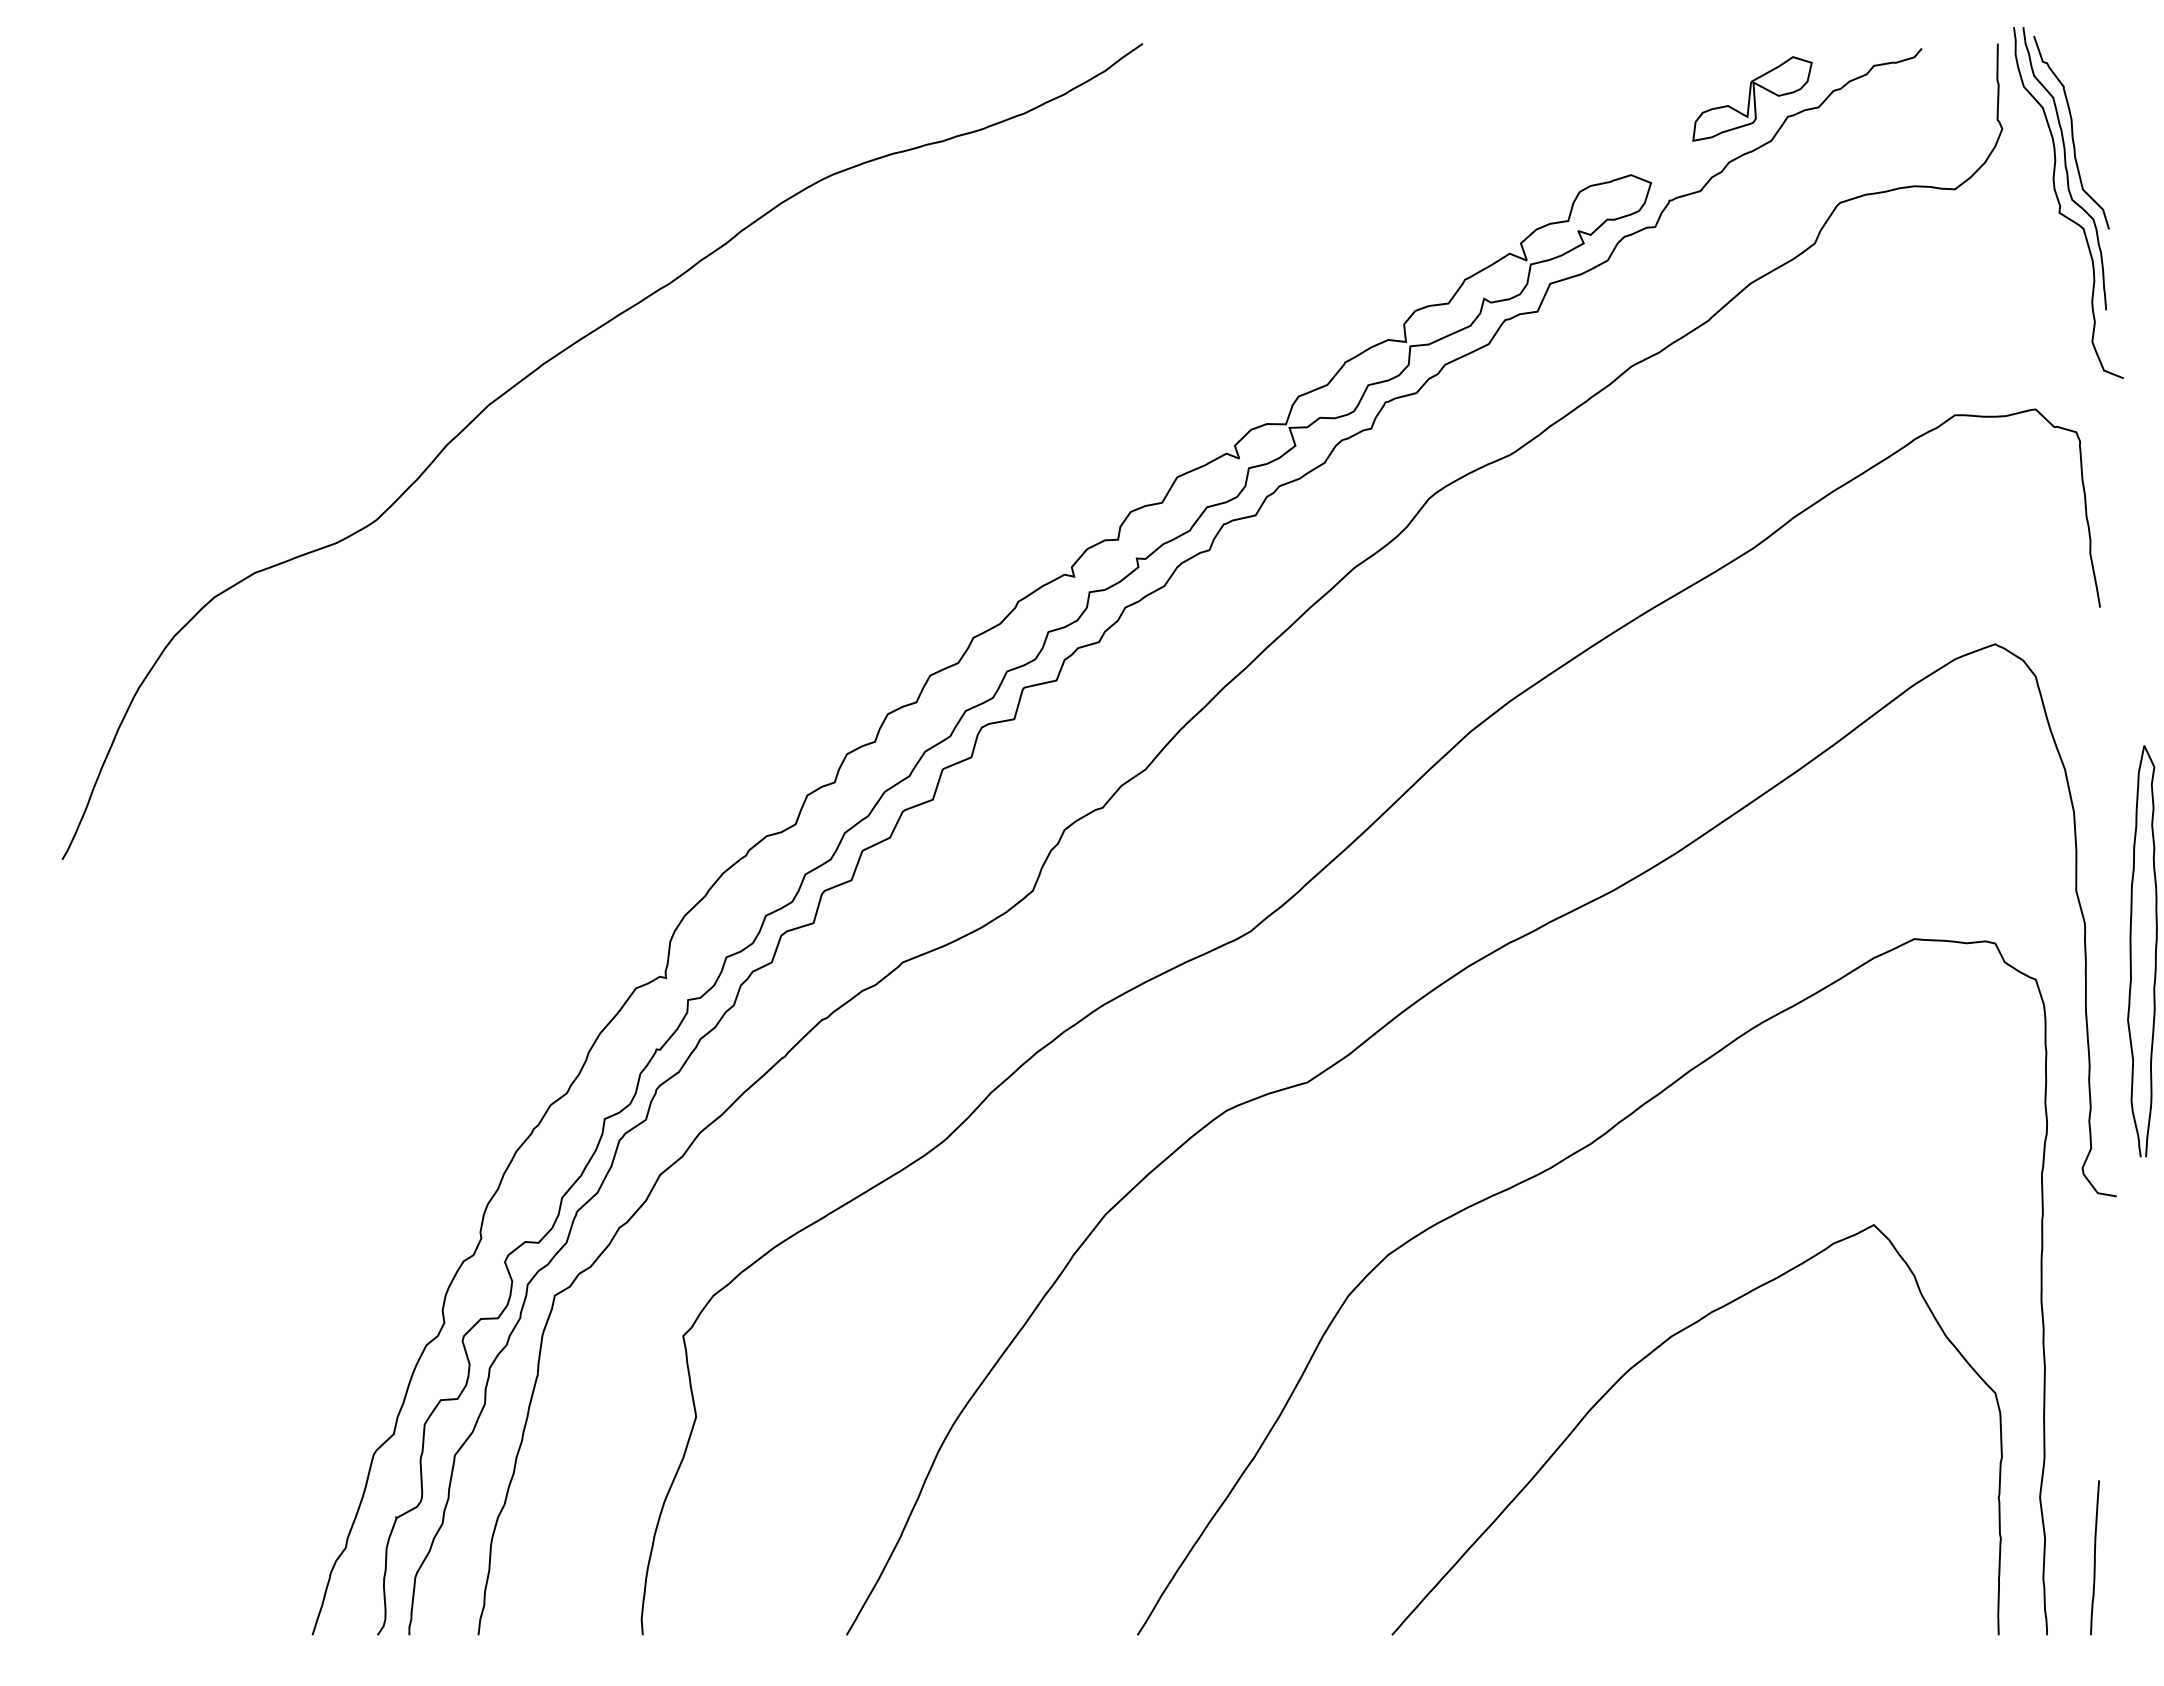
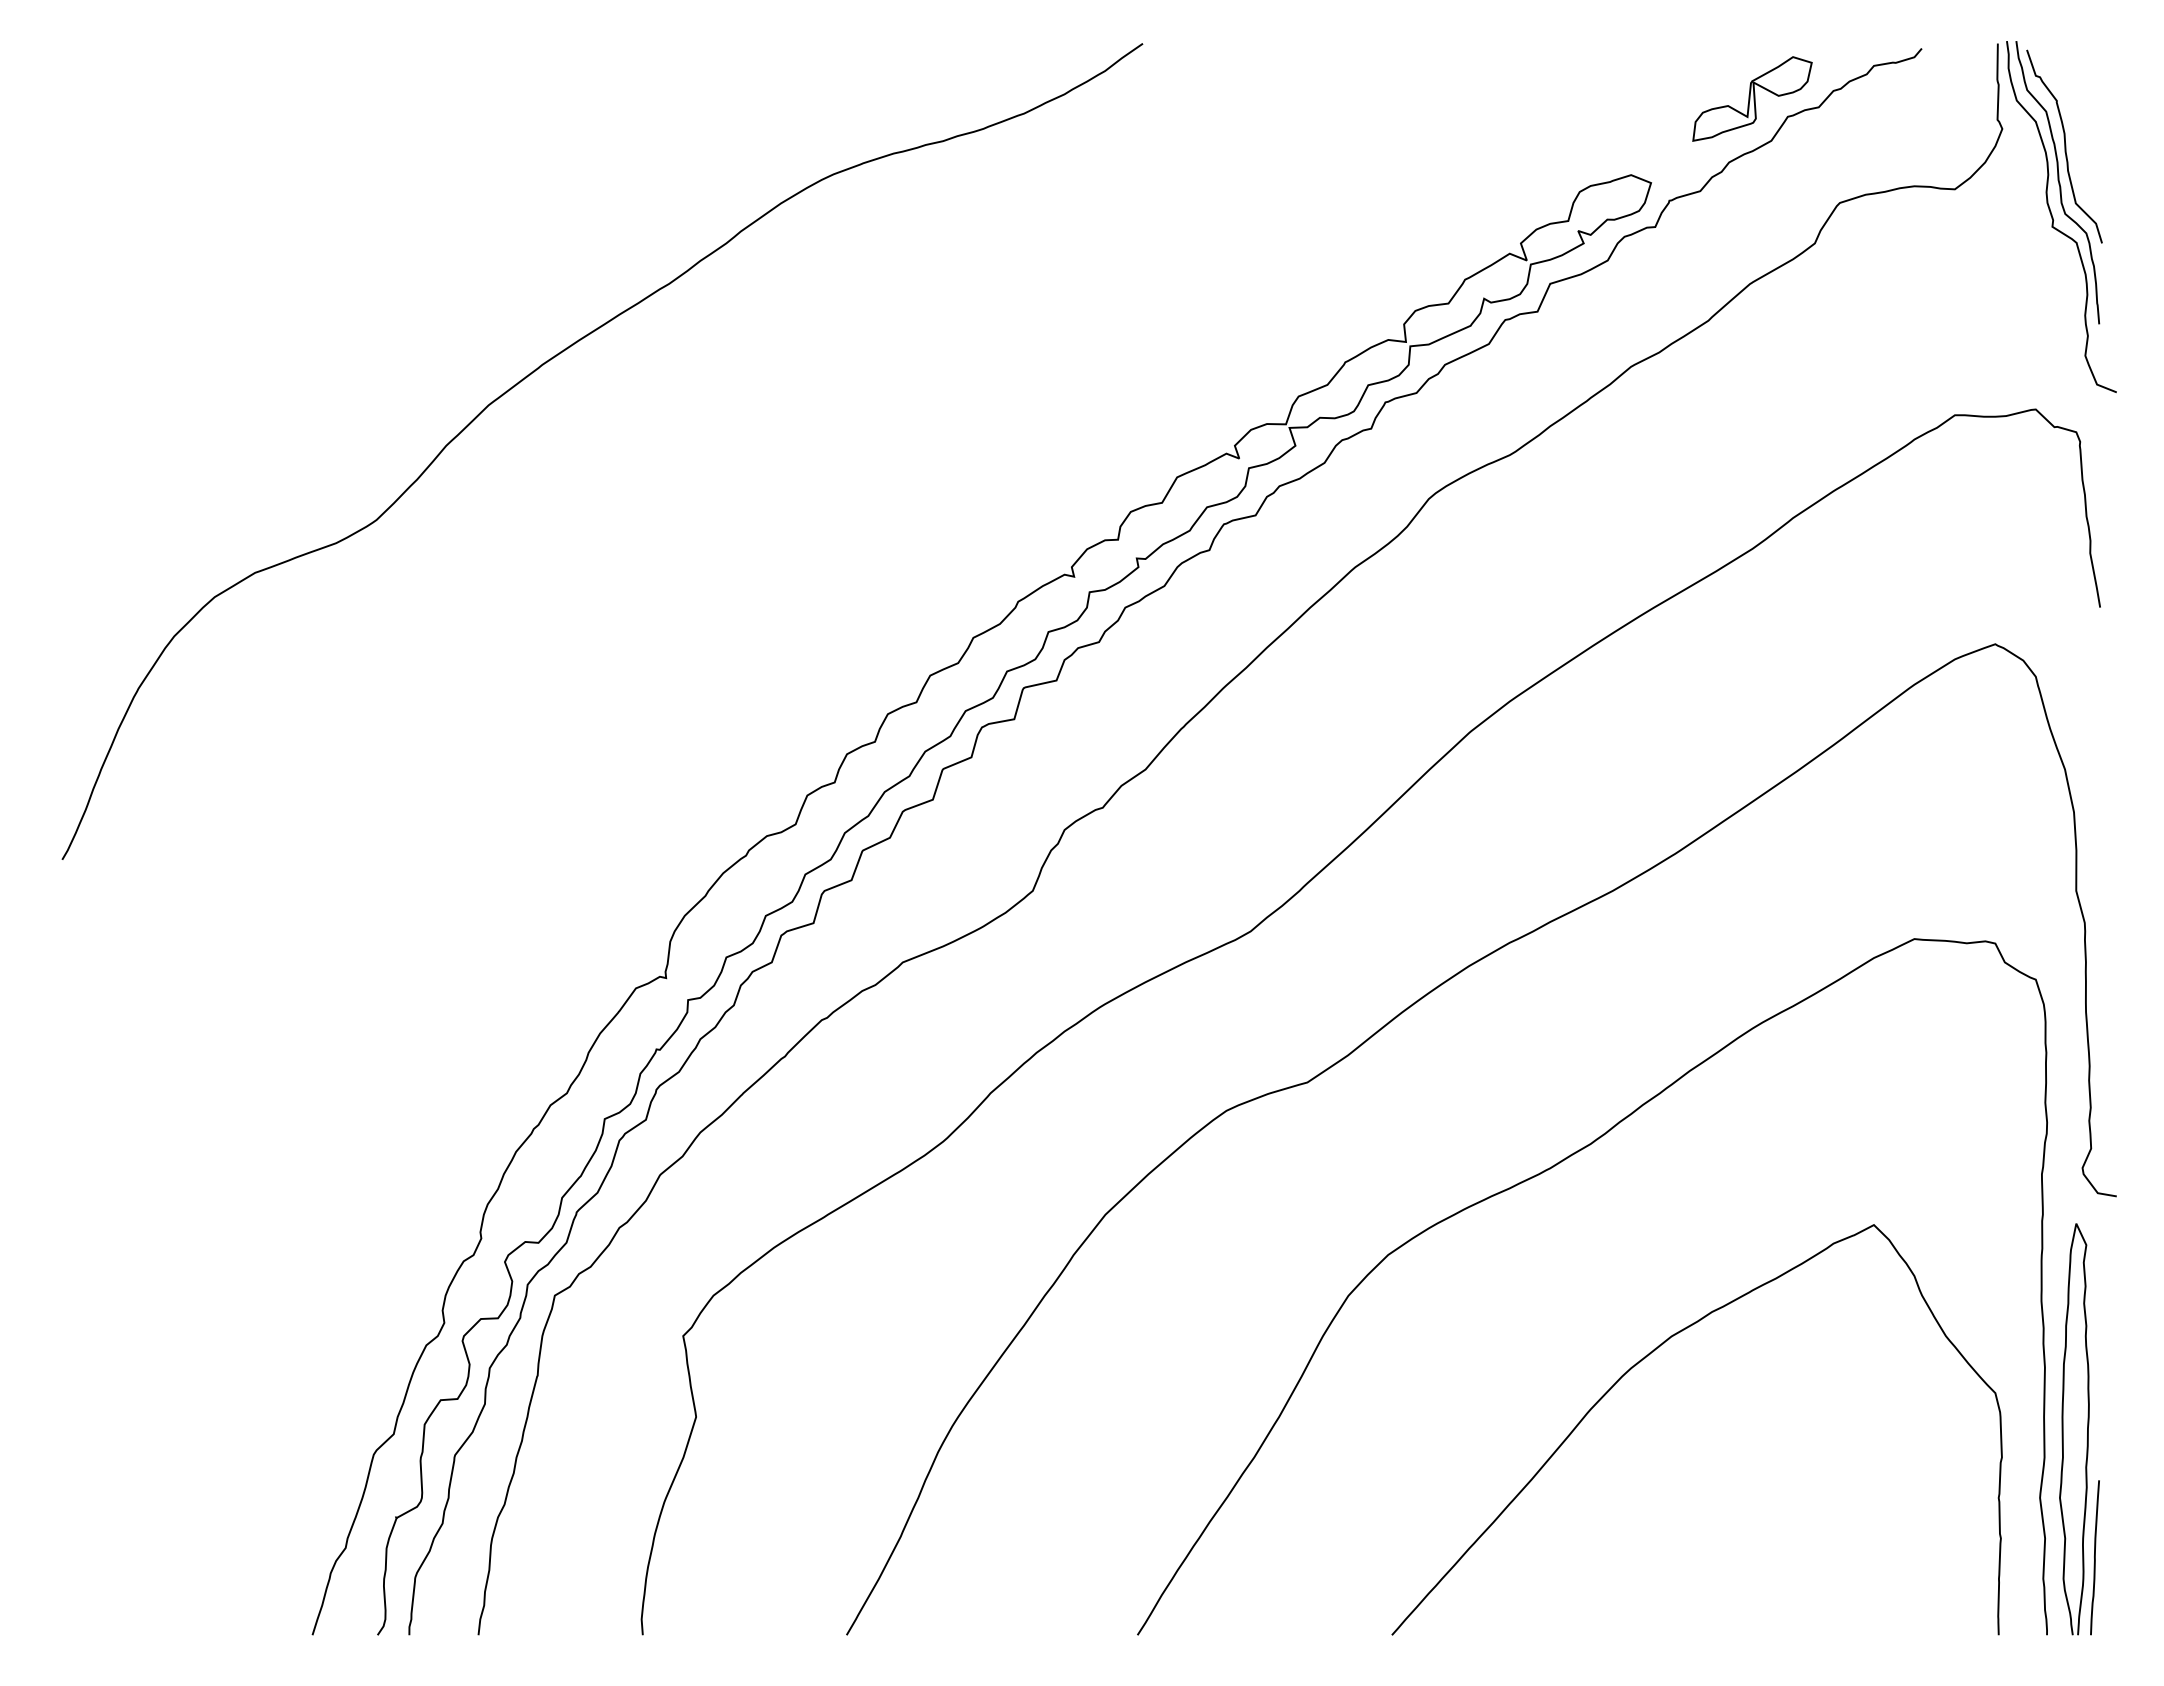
part position: (2068, 203) -> (2061, 217) (2061, 217)
curve position: (2131, 951) -> (2063, 1429) (2063, 1429)
